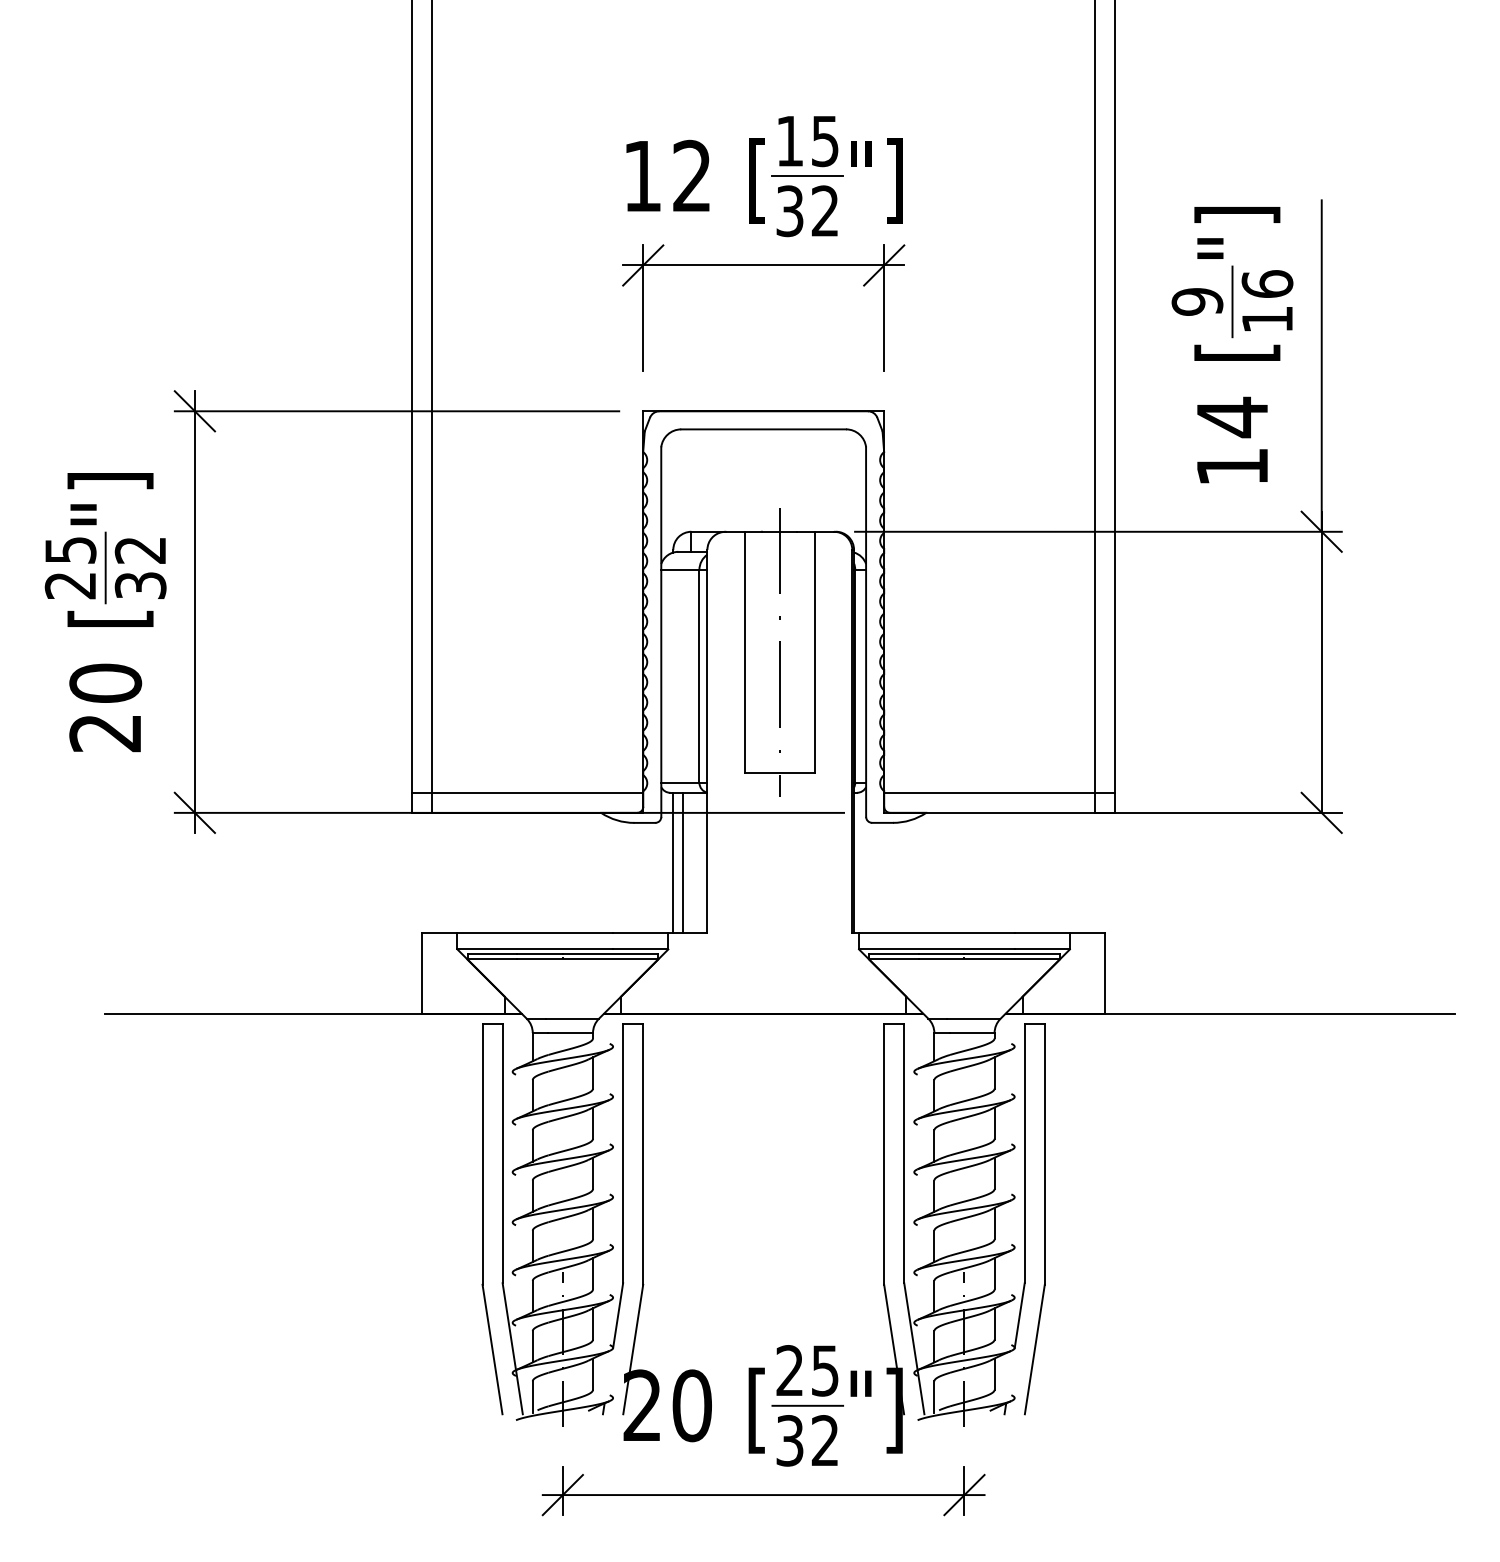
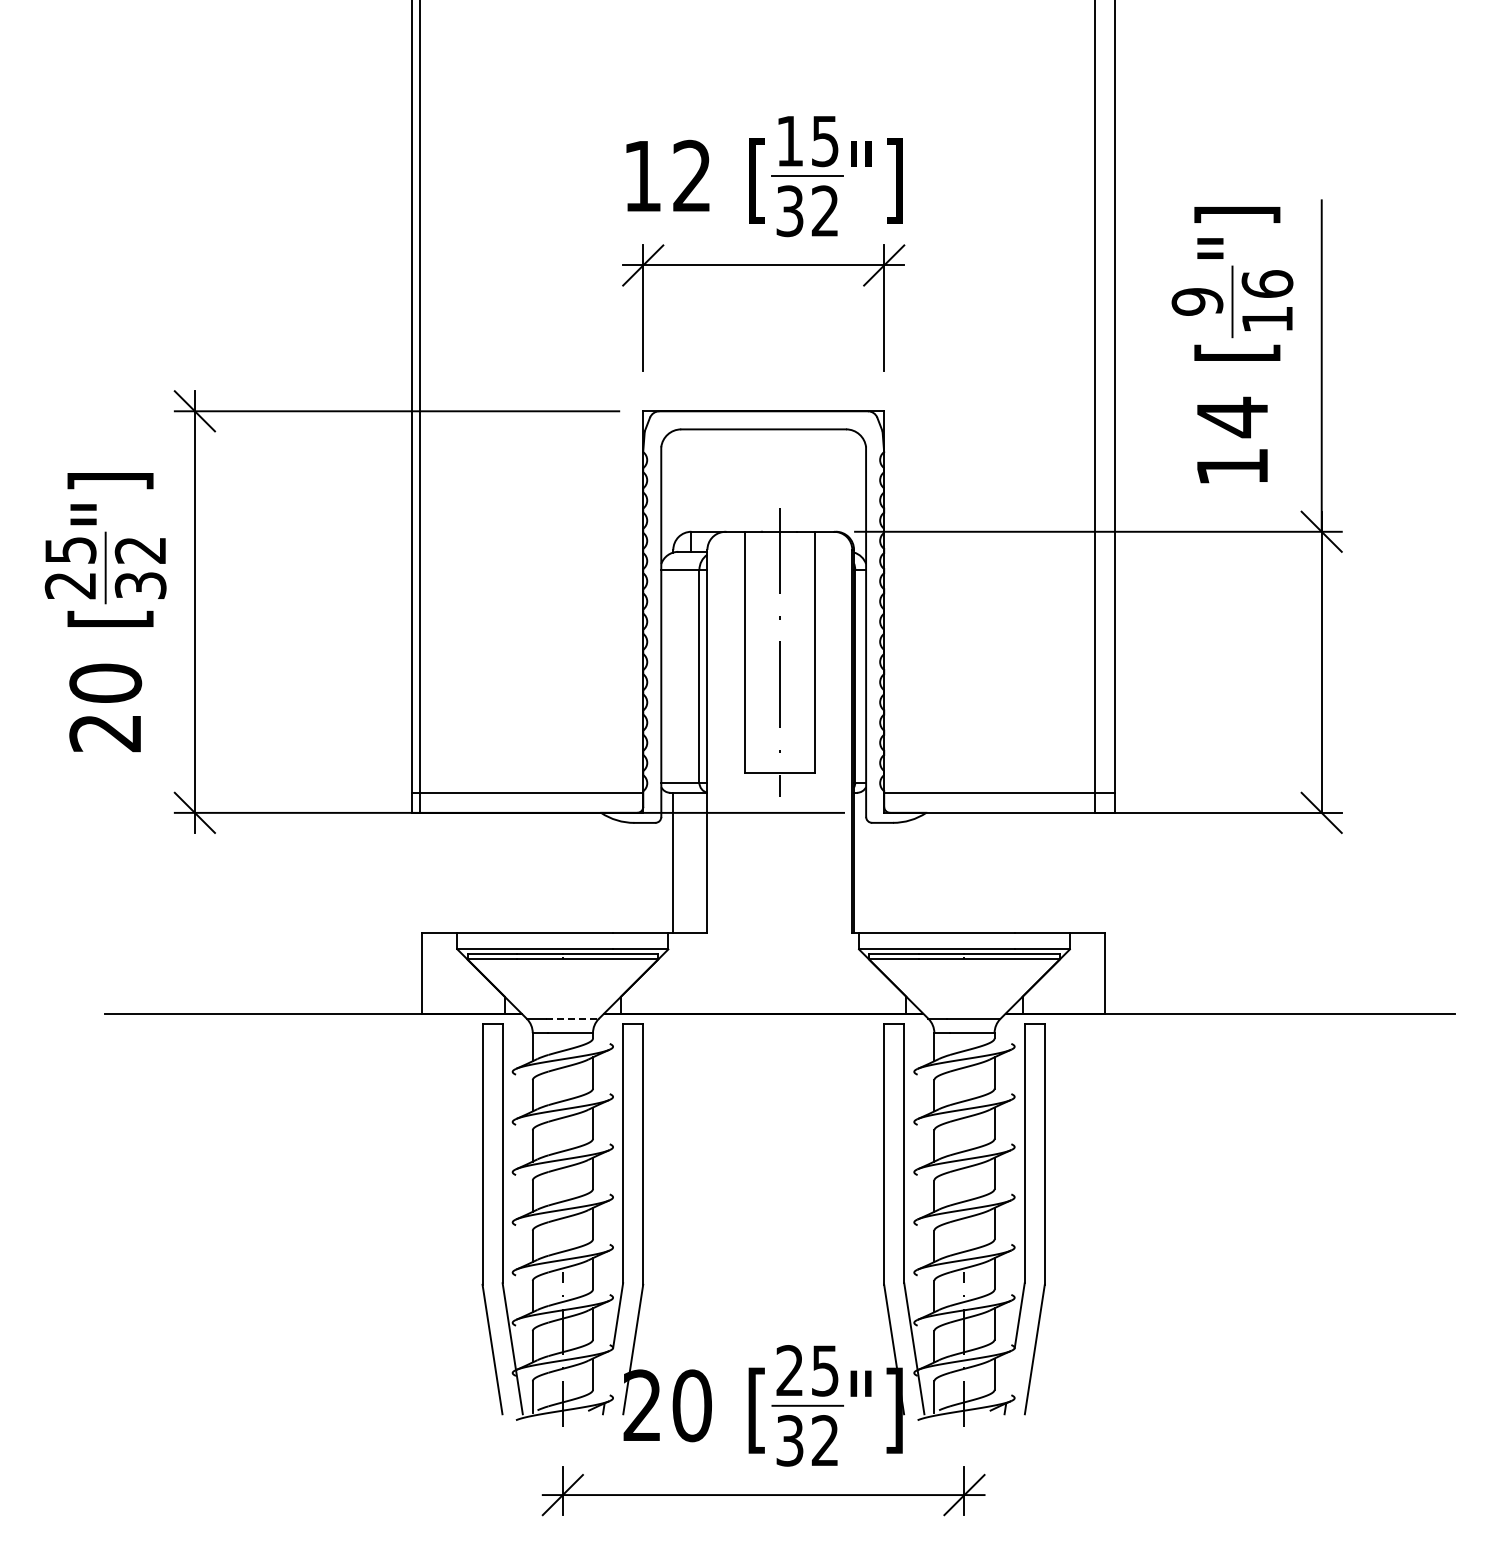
line position: (432, 407) -> (420, 407) (420, 407)
line: present -> none (683, 862)
line: solid -> dashed (572, 1018)
